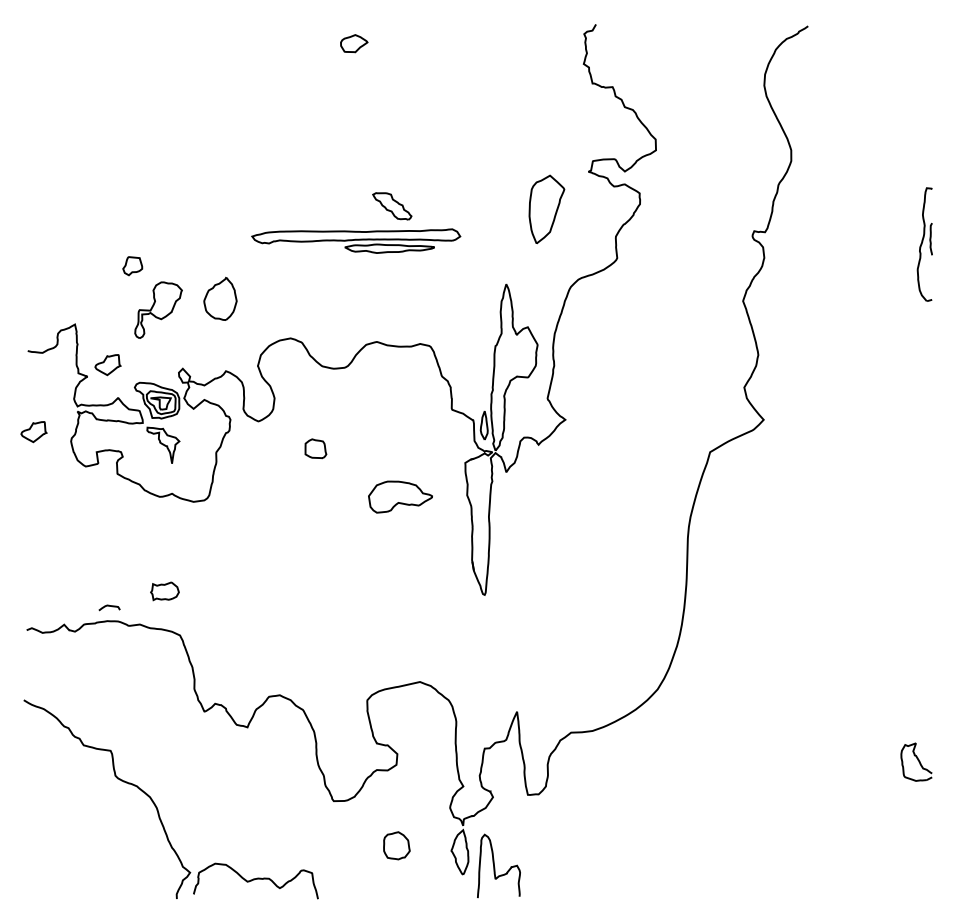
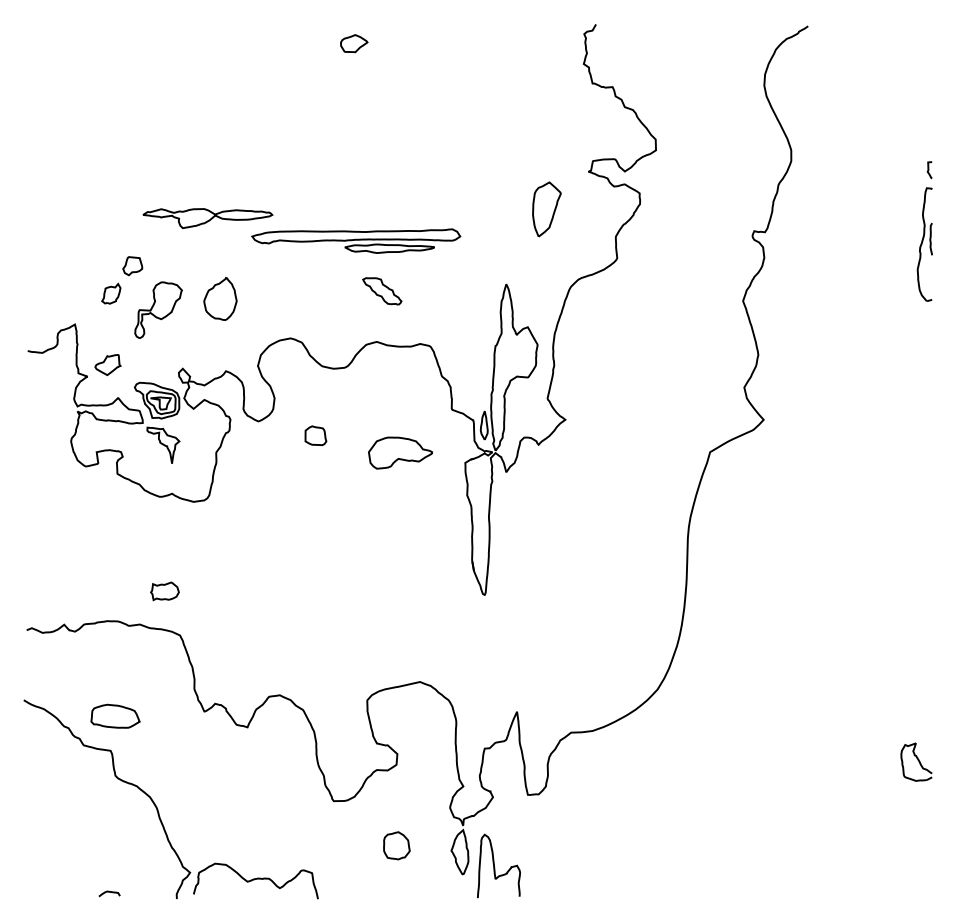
curve: none -> present (929, 170)
part position: (392, 206) -> (382, 291) (382, 291)
part size: 38x71 px -> 30x57 px (546, 209)
part: none -> present (207, 218)
part: none -> present (111, 293)
part: present -> none (33, 432)
part position: (315, 448) -> (315, 435) (315, 435)
part position: (400, 496) -> (400, 452) (400, 452)
curve position: (109, 606) -> (109, 892) (109, 892)
part: none -> present (115, 715)
